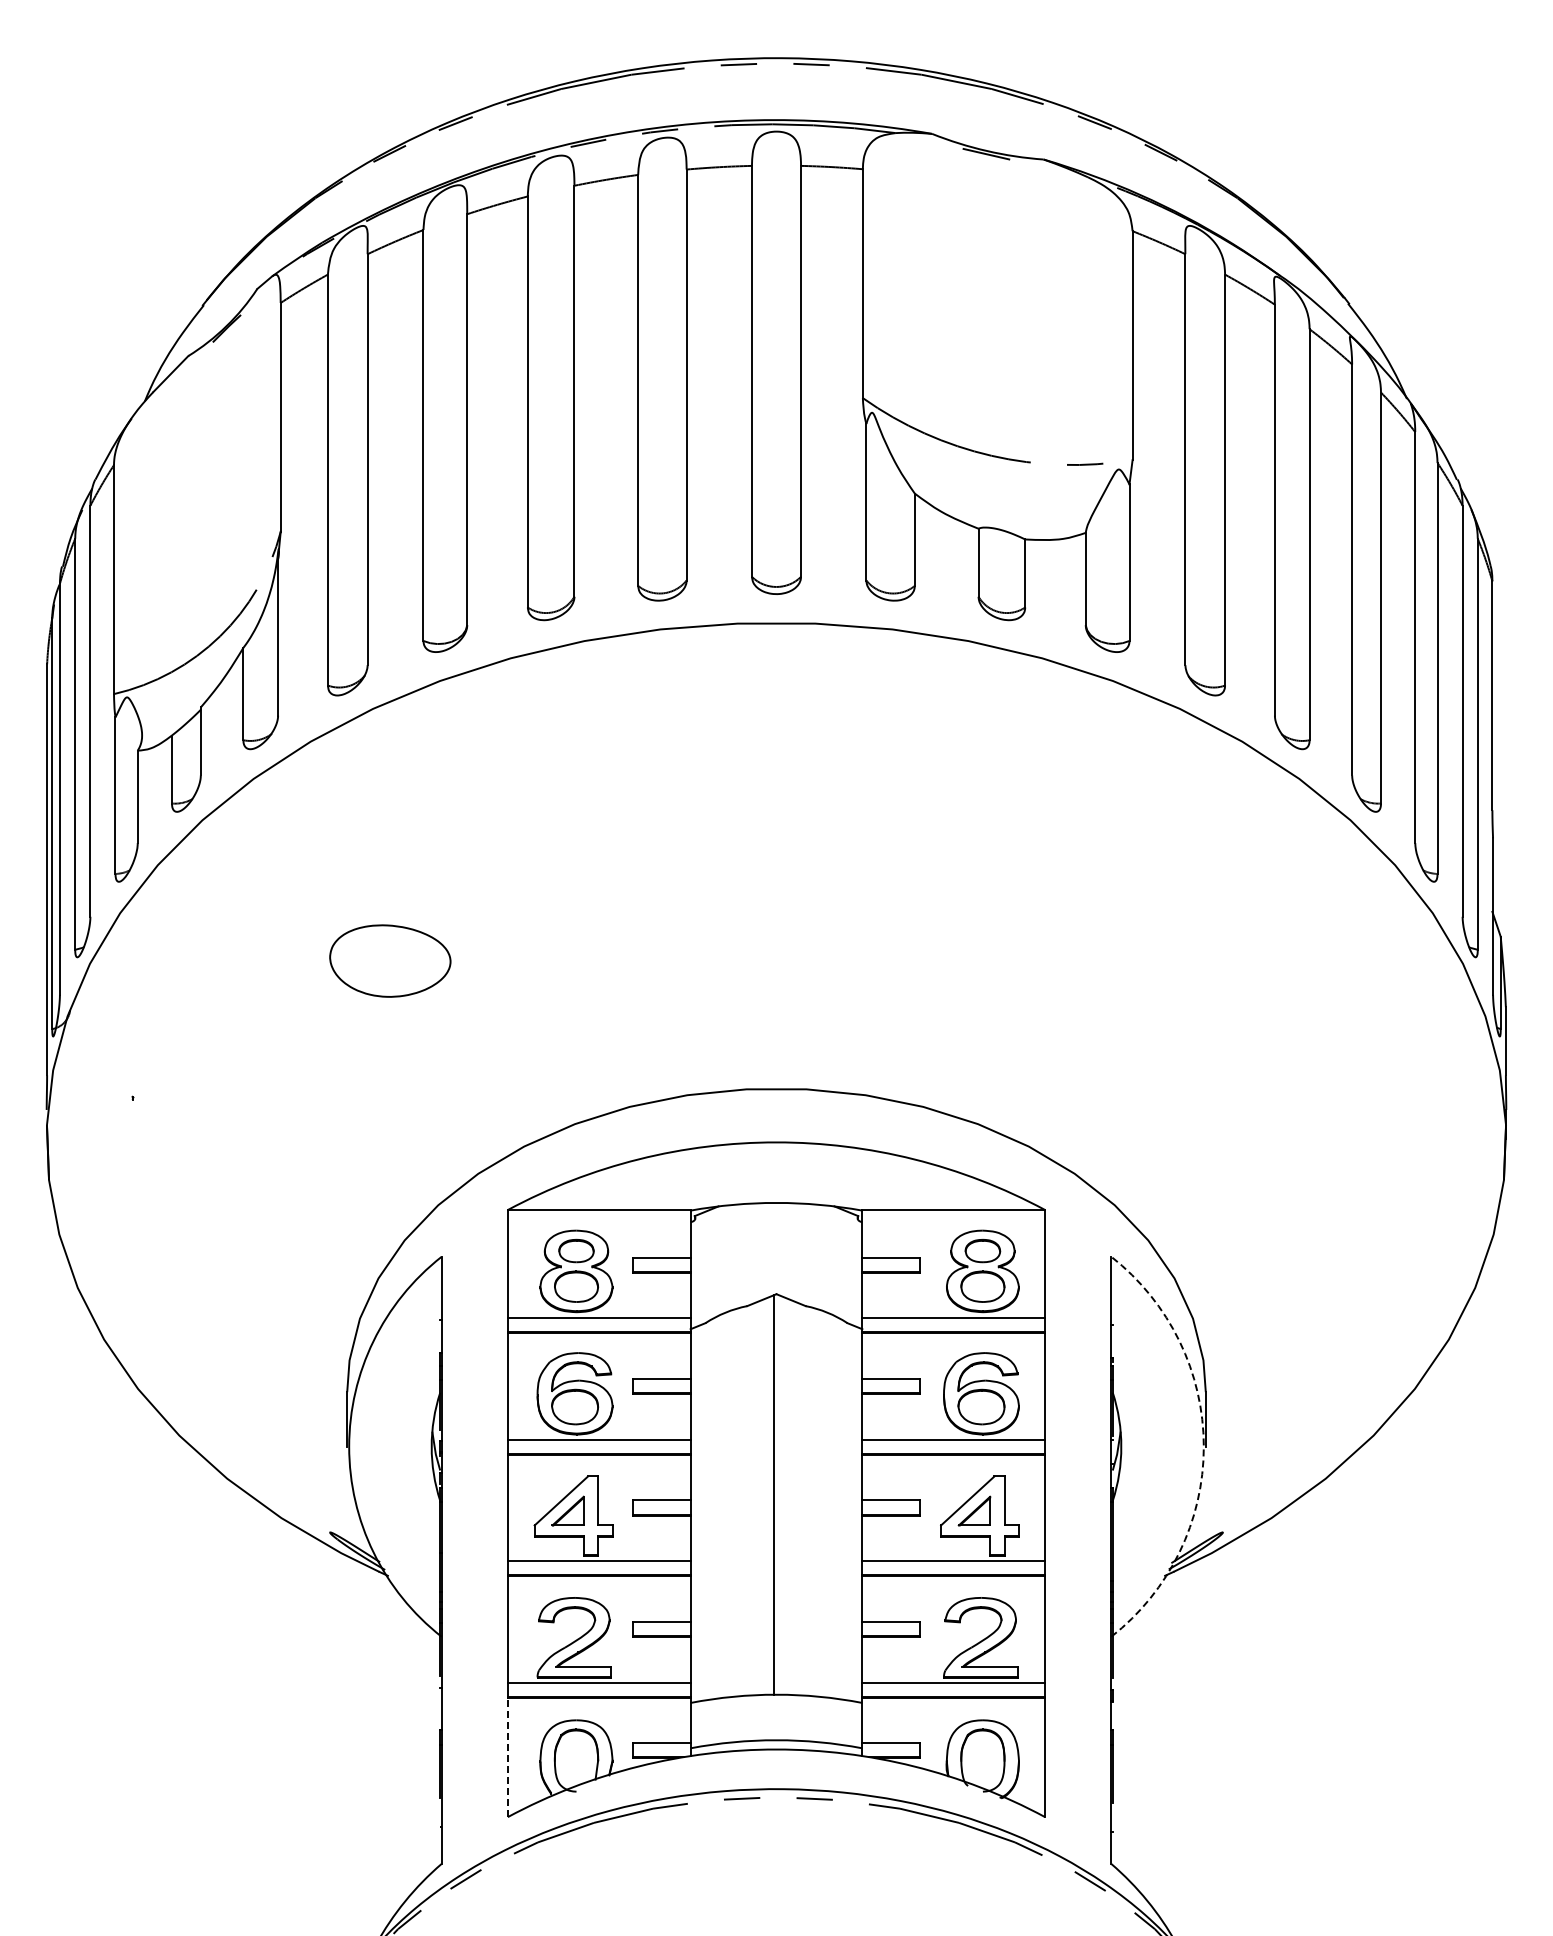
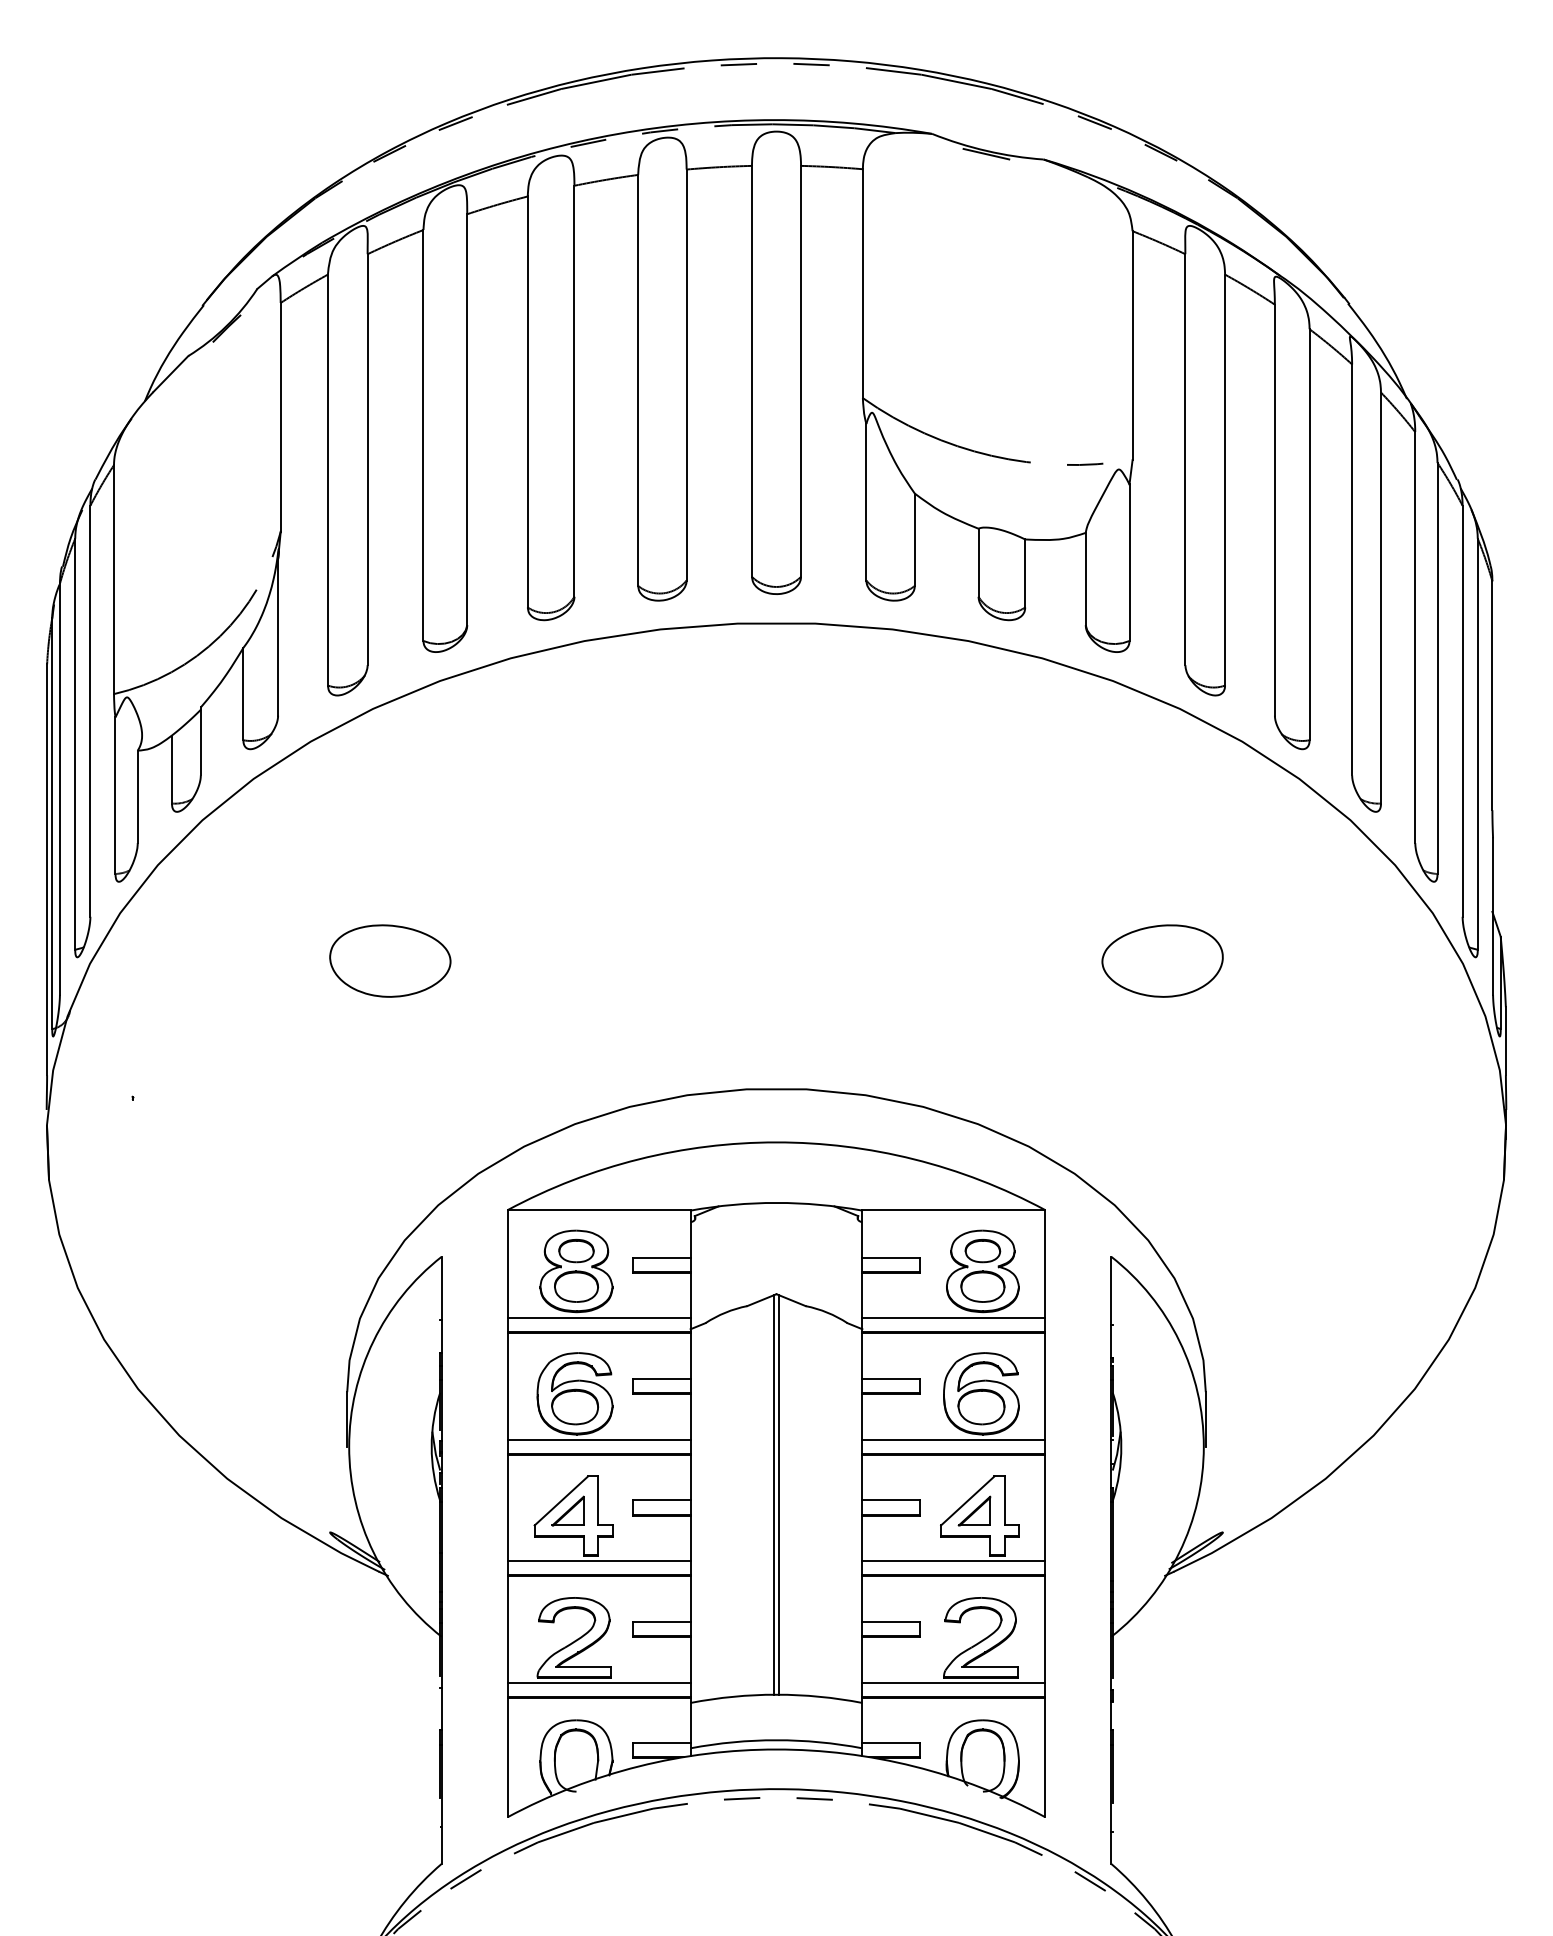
part: none -> present (1162, 960)
arc: dashed -> solid (1203, 1446)
line: none -> present (778, 1494)
line: dashed -> solid (507, 1757)
